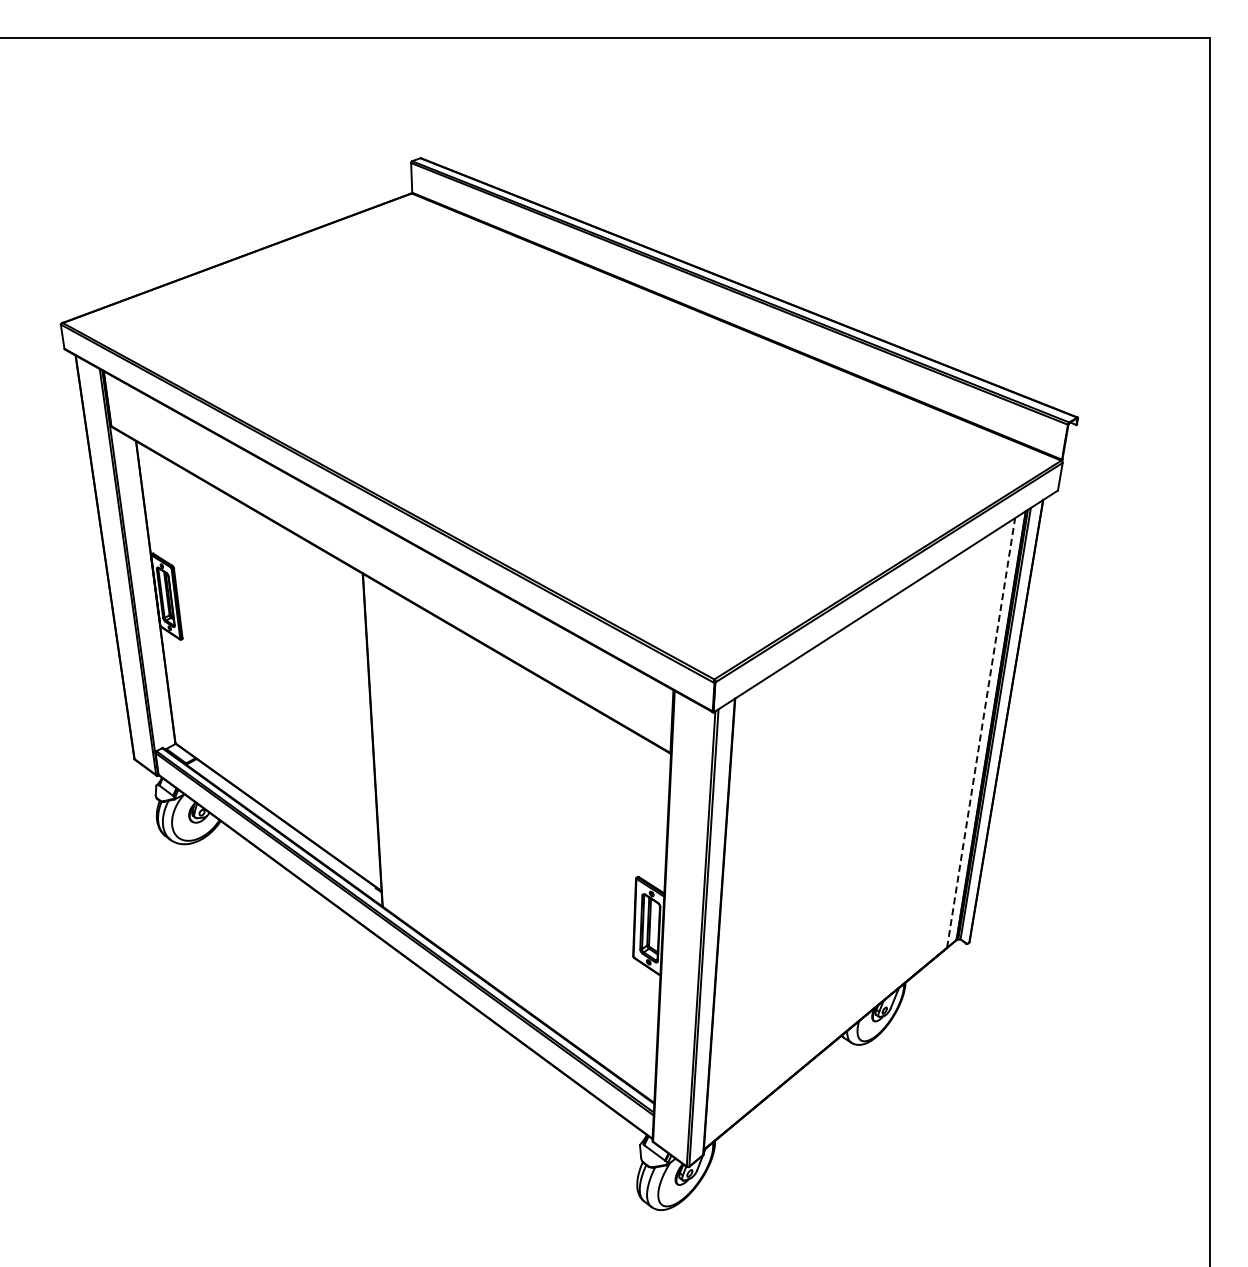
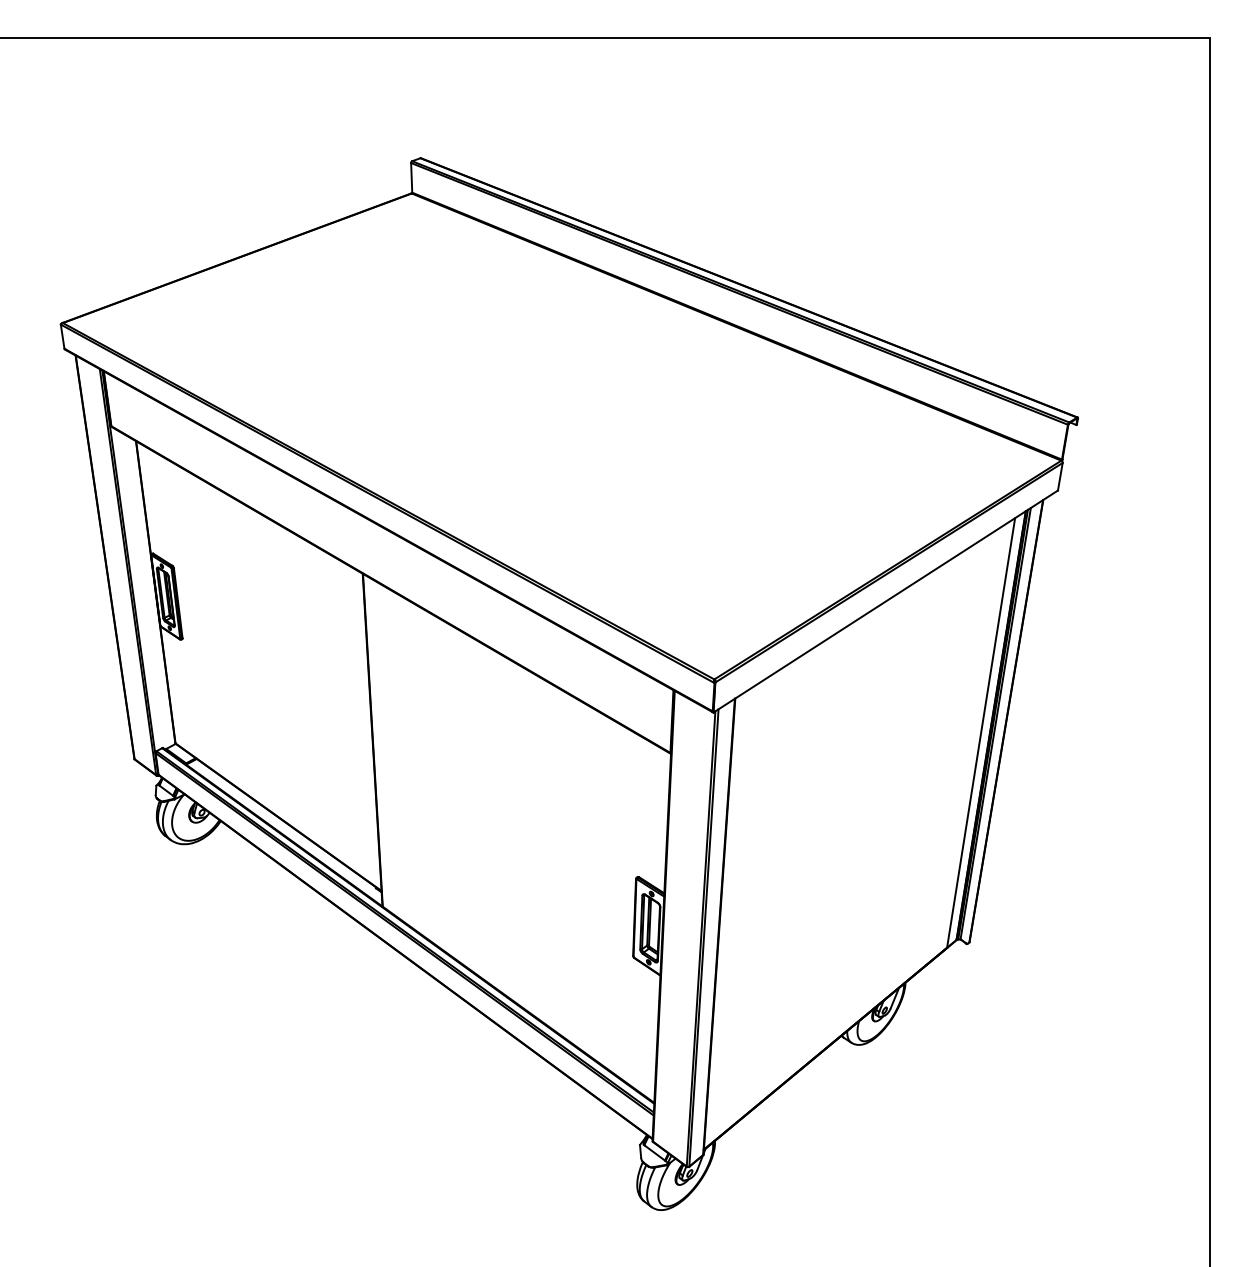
line: dashed -> solid (981, 732)
